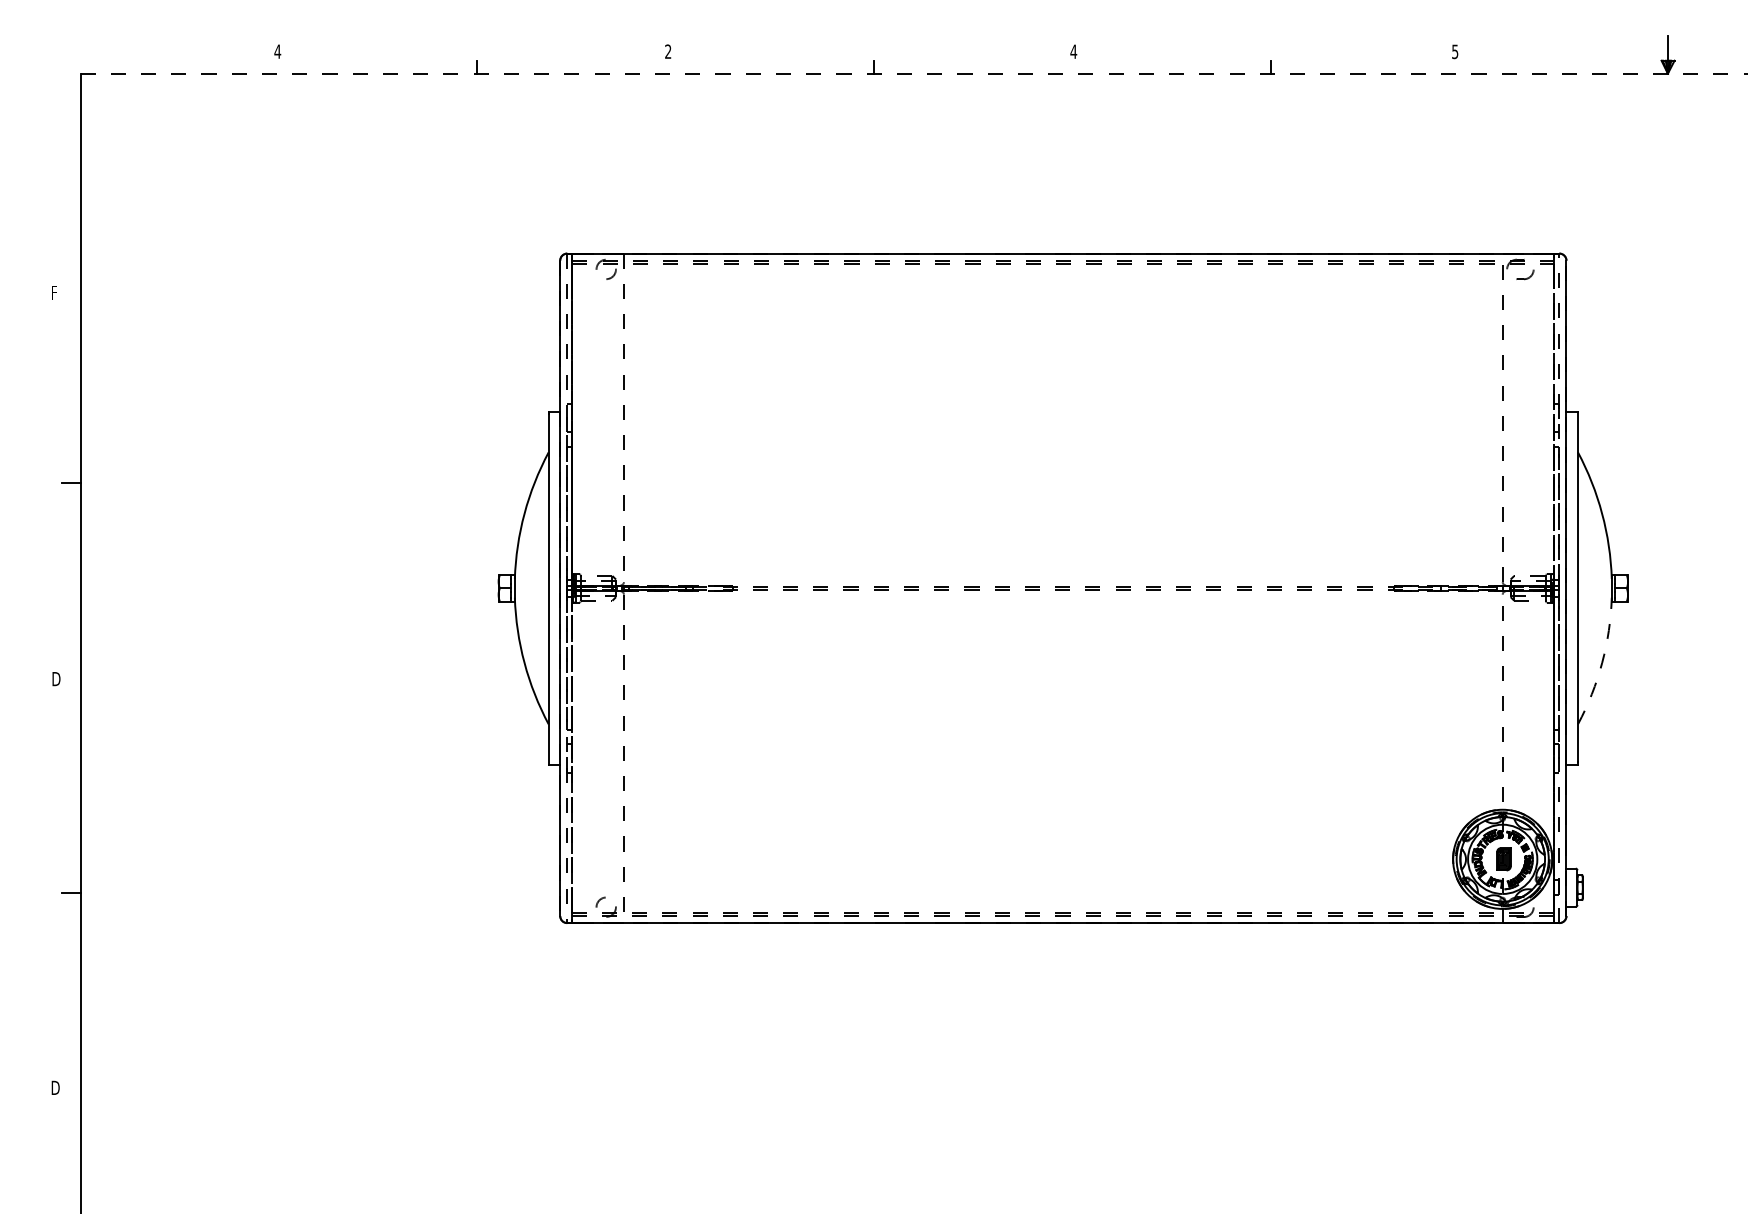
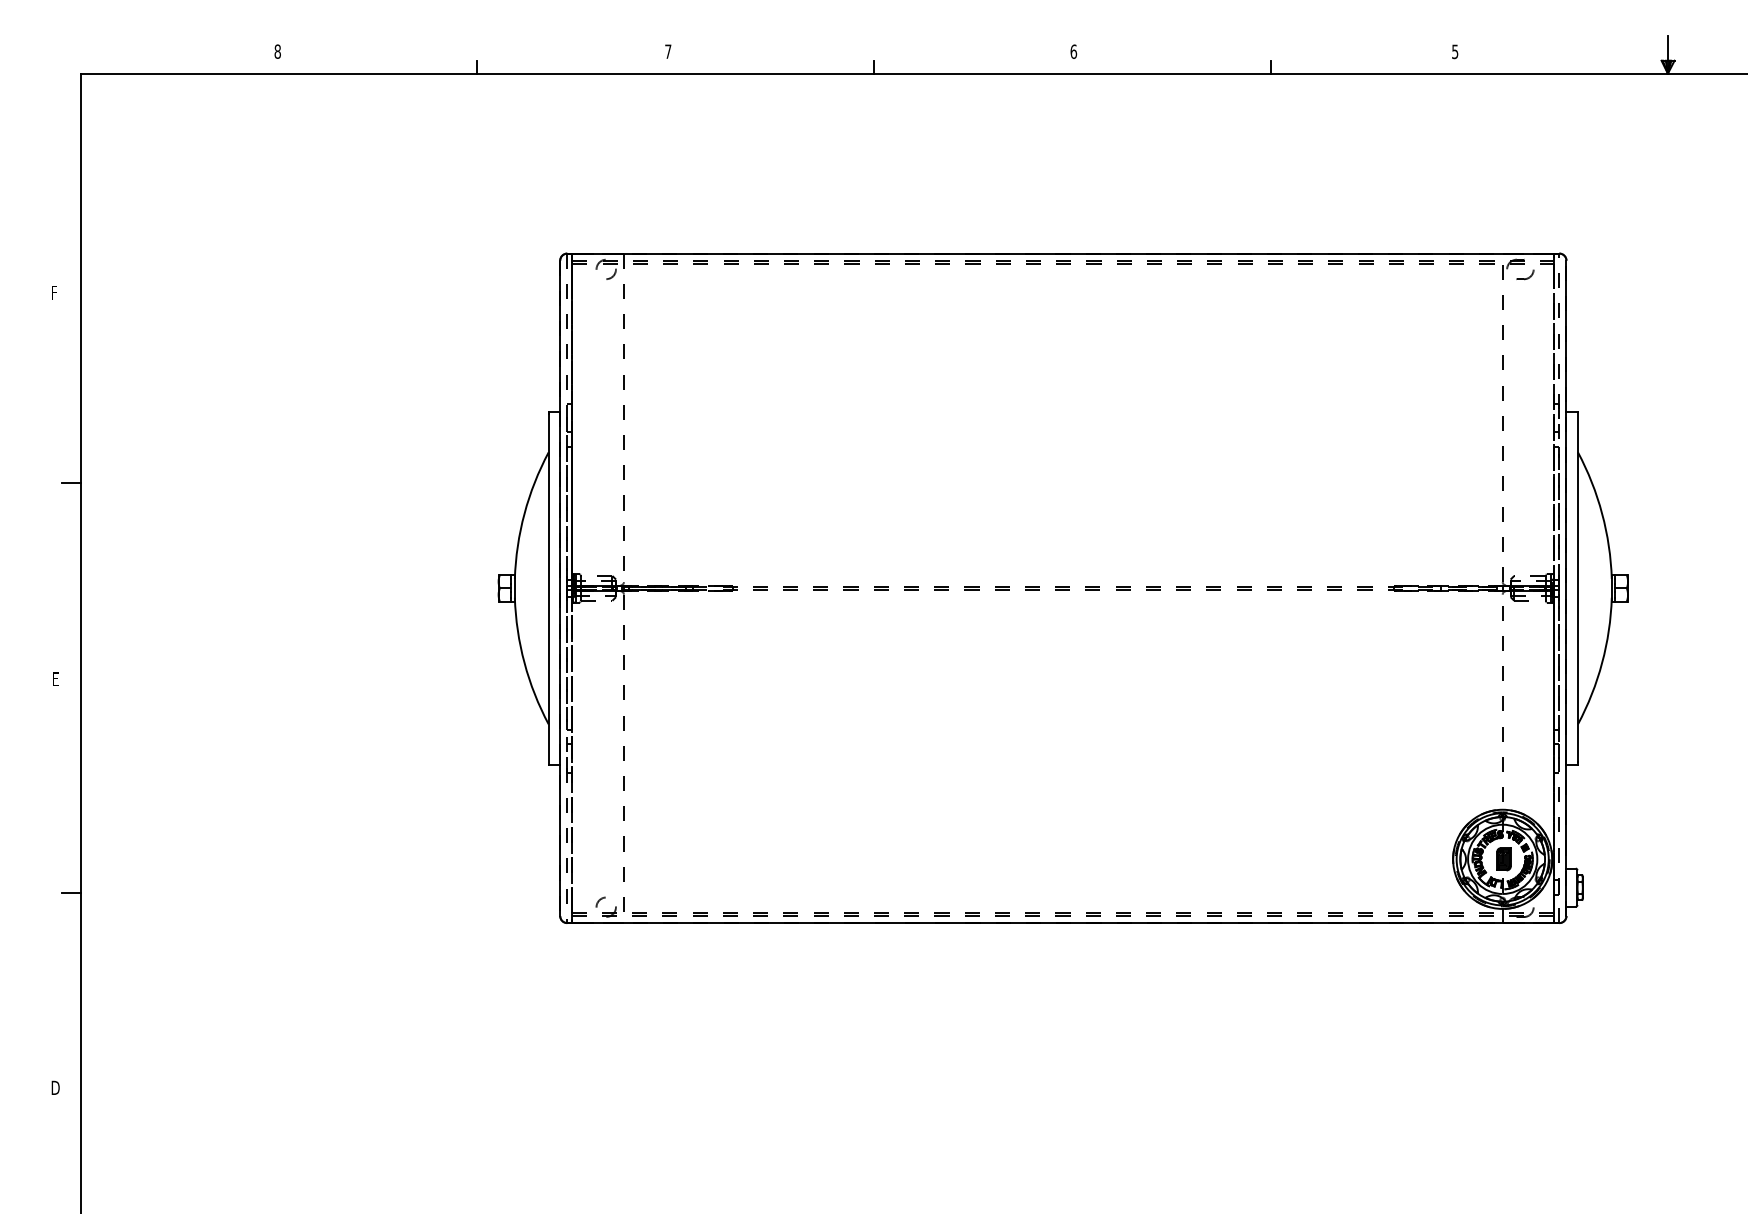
text: 4 -> 8 (277, 51)
text: 2 -> 7 (668, 51)
text: 4 -> 6 (1073, 51)
line: dashed -> solid (914, 73)
arc: dashed -> solid (1602, 662)
text: D -> E (56, 679)
